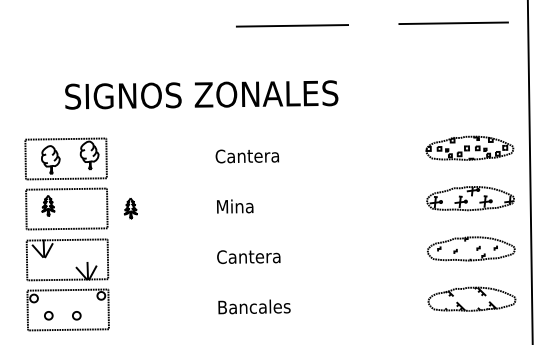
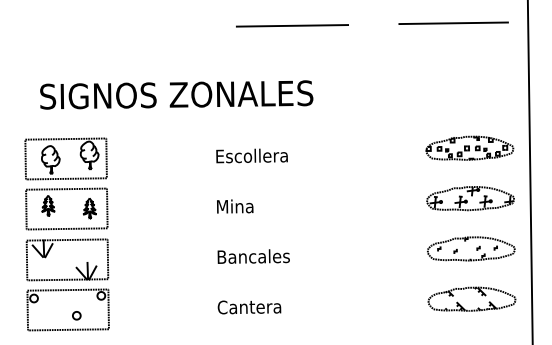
text position: (201, 94) -> (176, 94) (176, 94)
text: Cantera -> Escollera (251, 155)
part position: (130, 208) -> (89, 208) (89, 208)
text: Cantera -> Bancales (253, 256)
text: Bancales -> Cantera (253, 306)
part: present -> none (48, 315)
